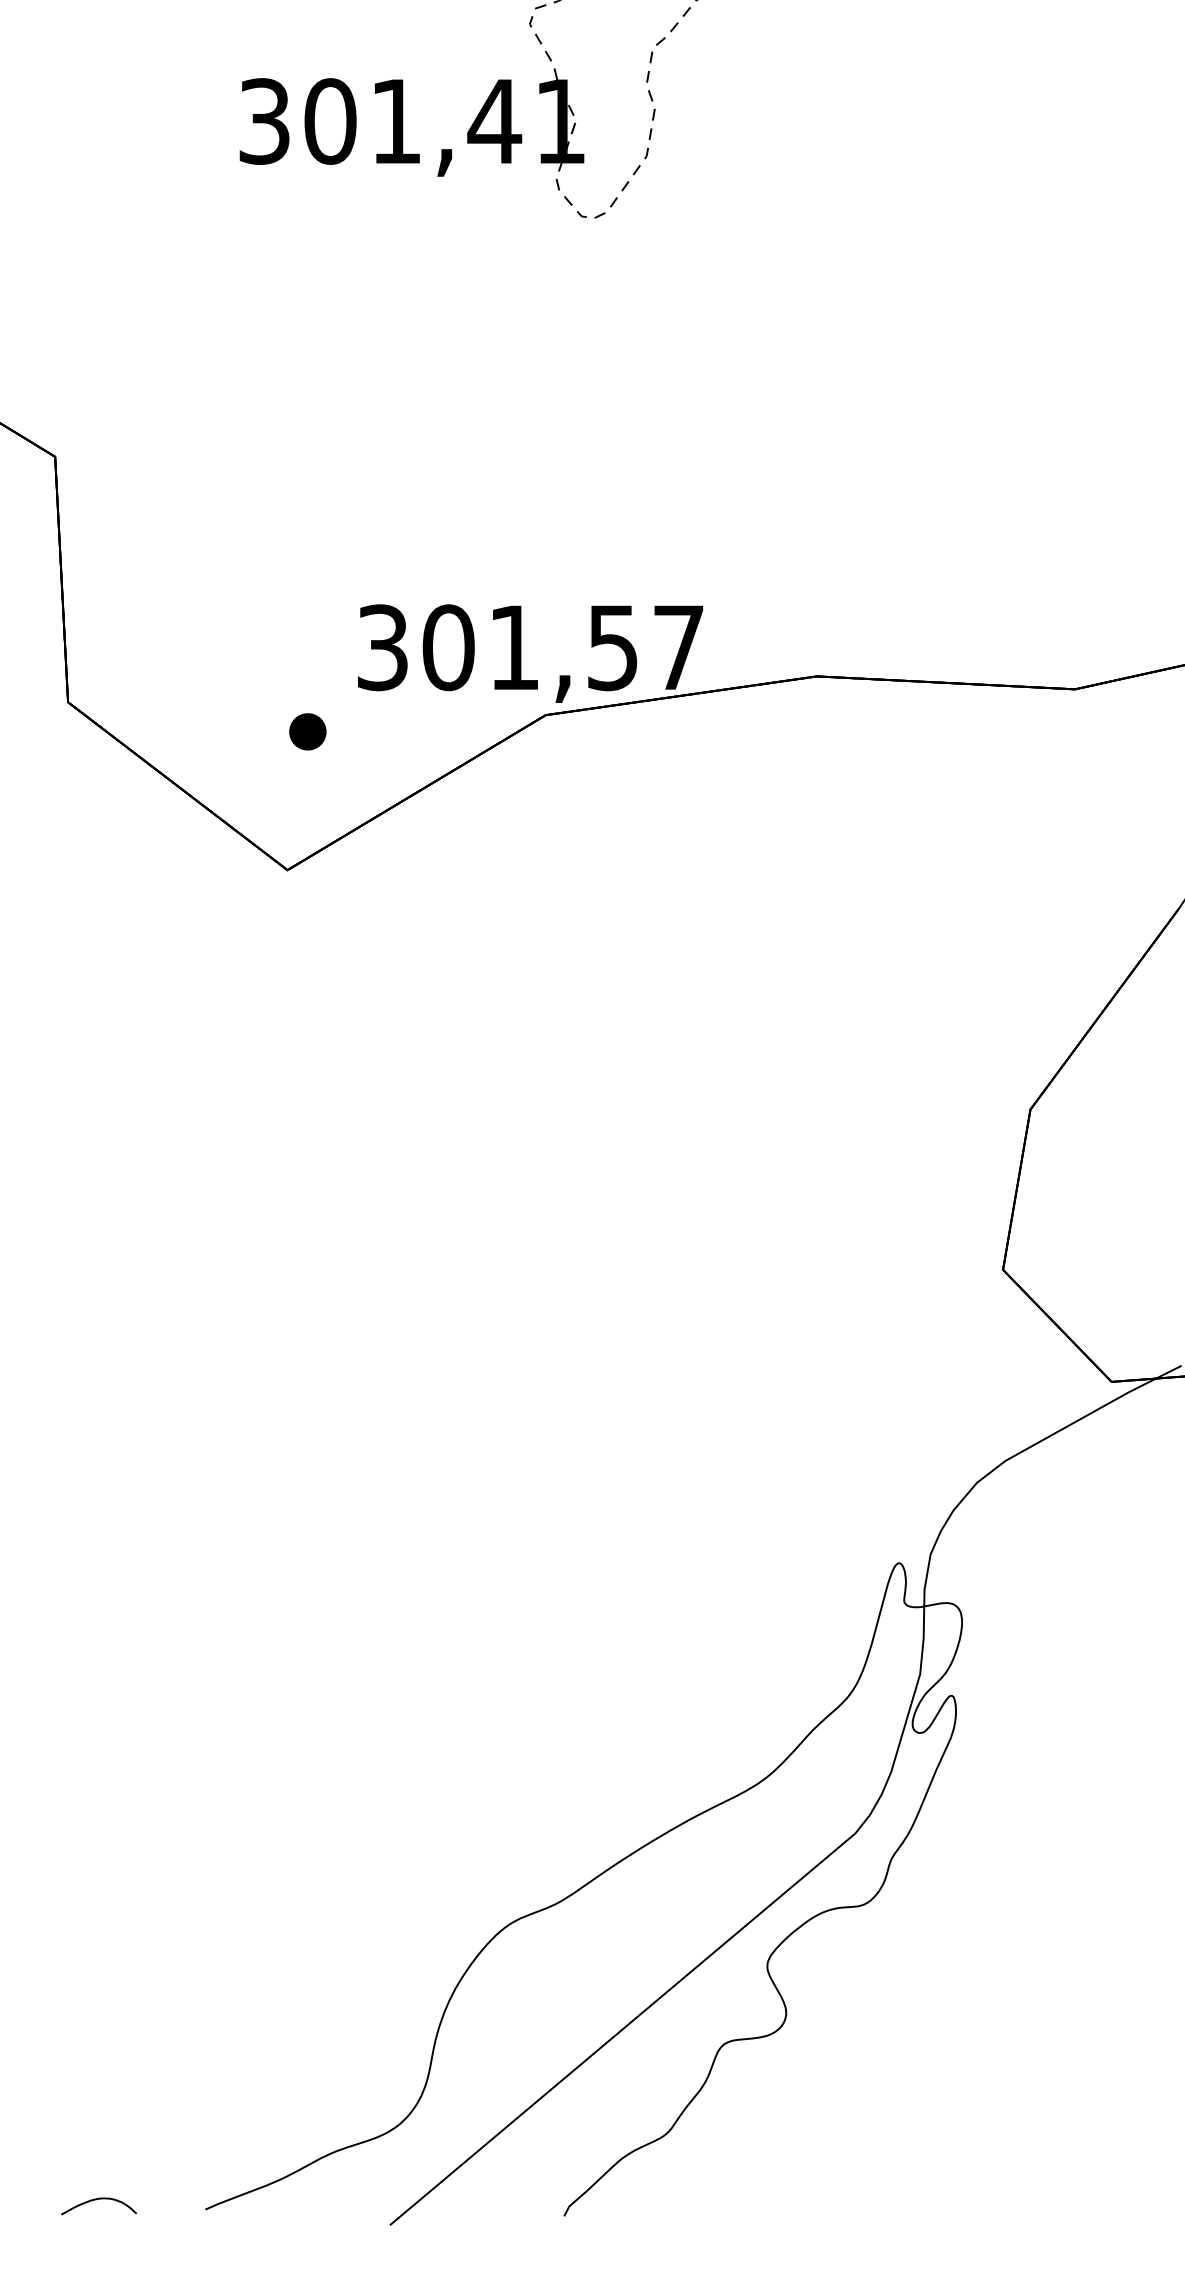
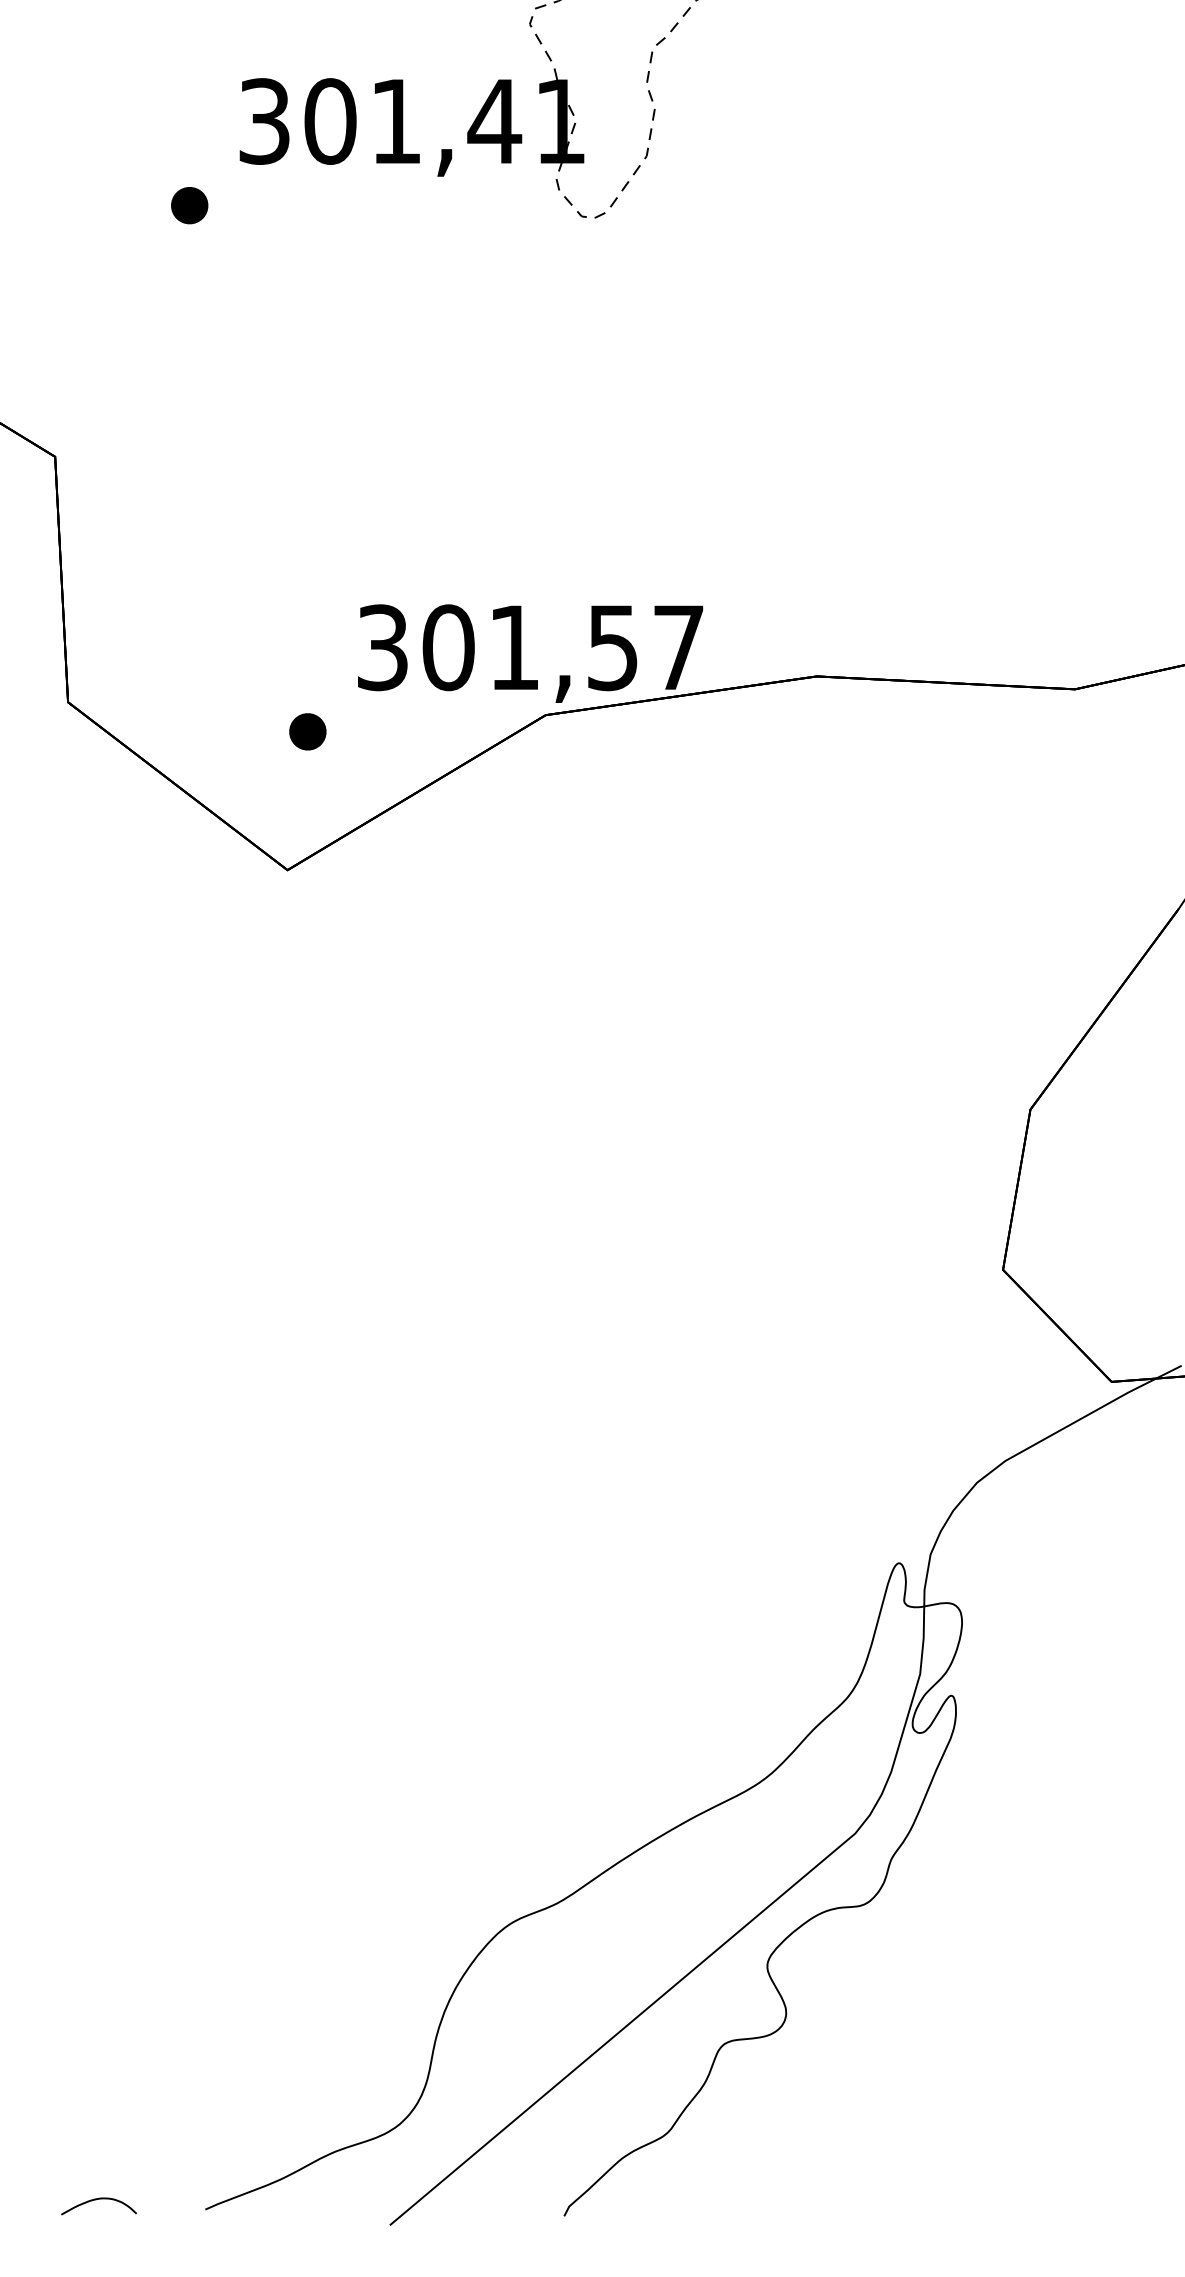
part: none -> present (189, 205)
